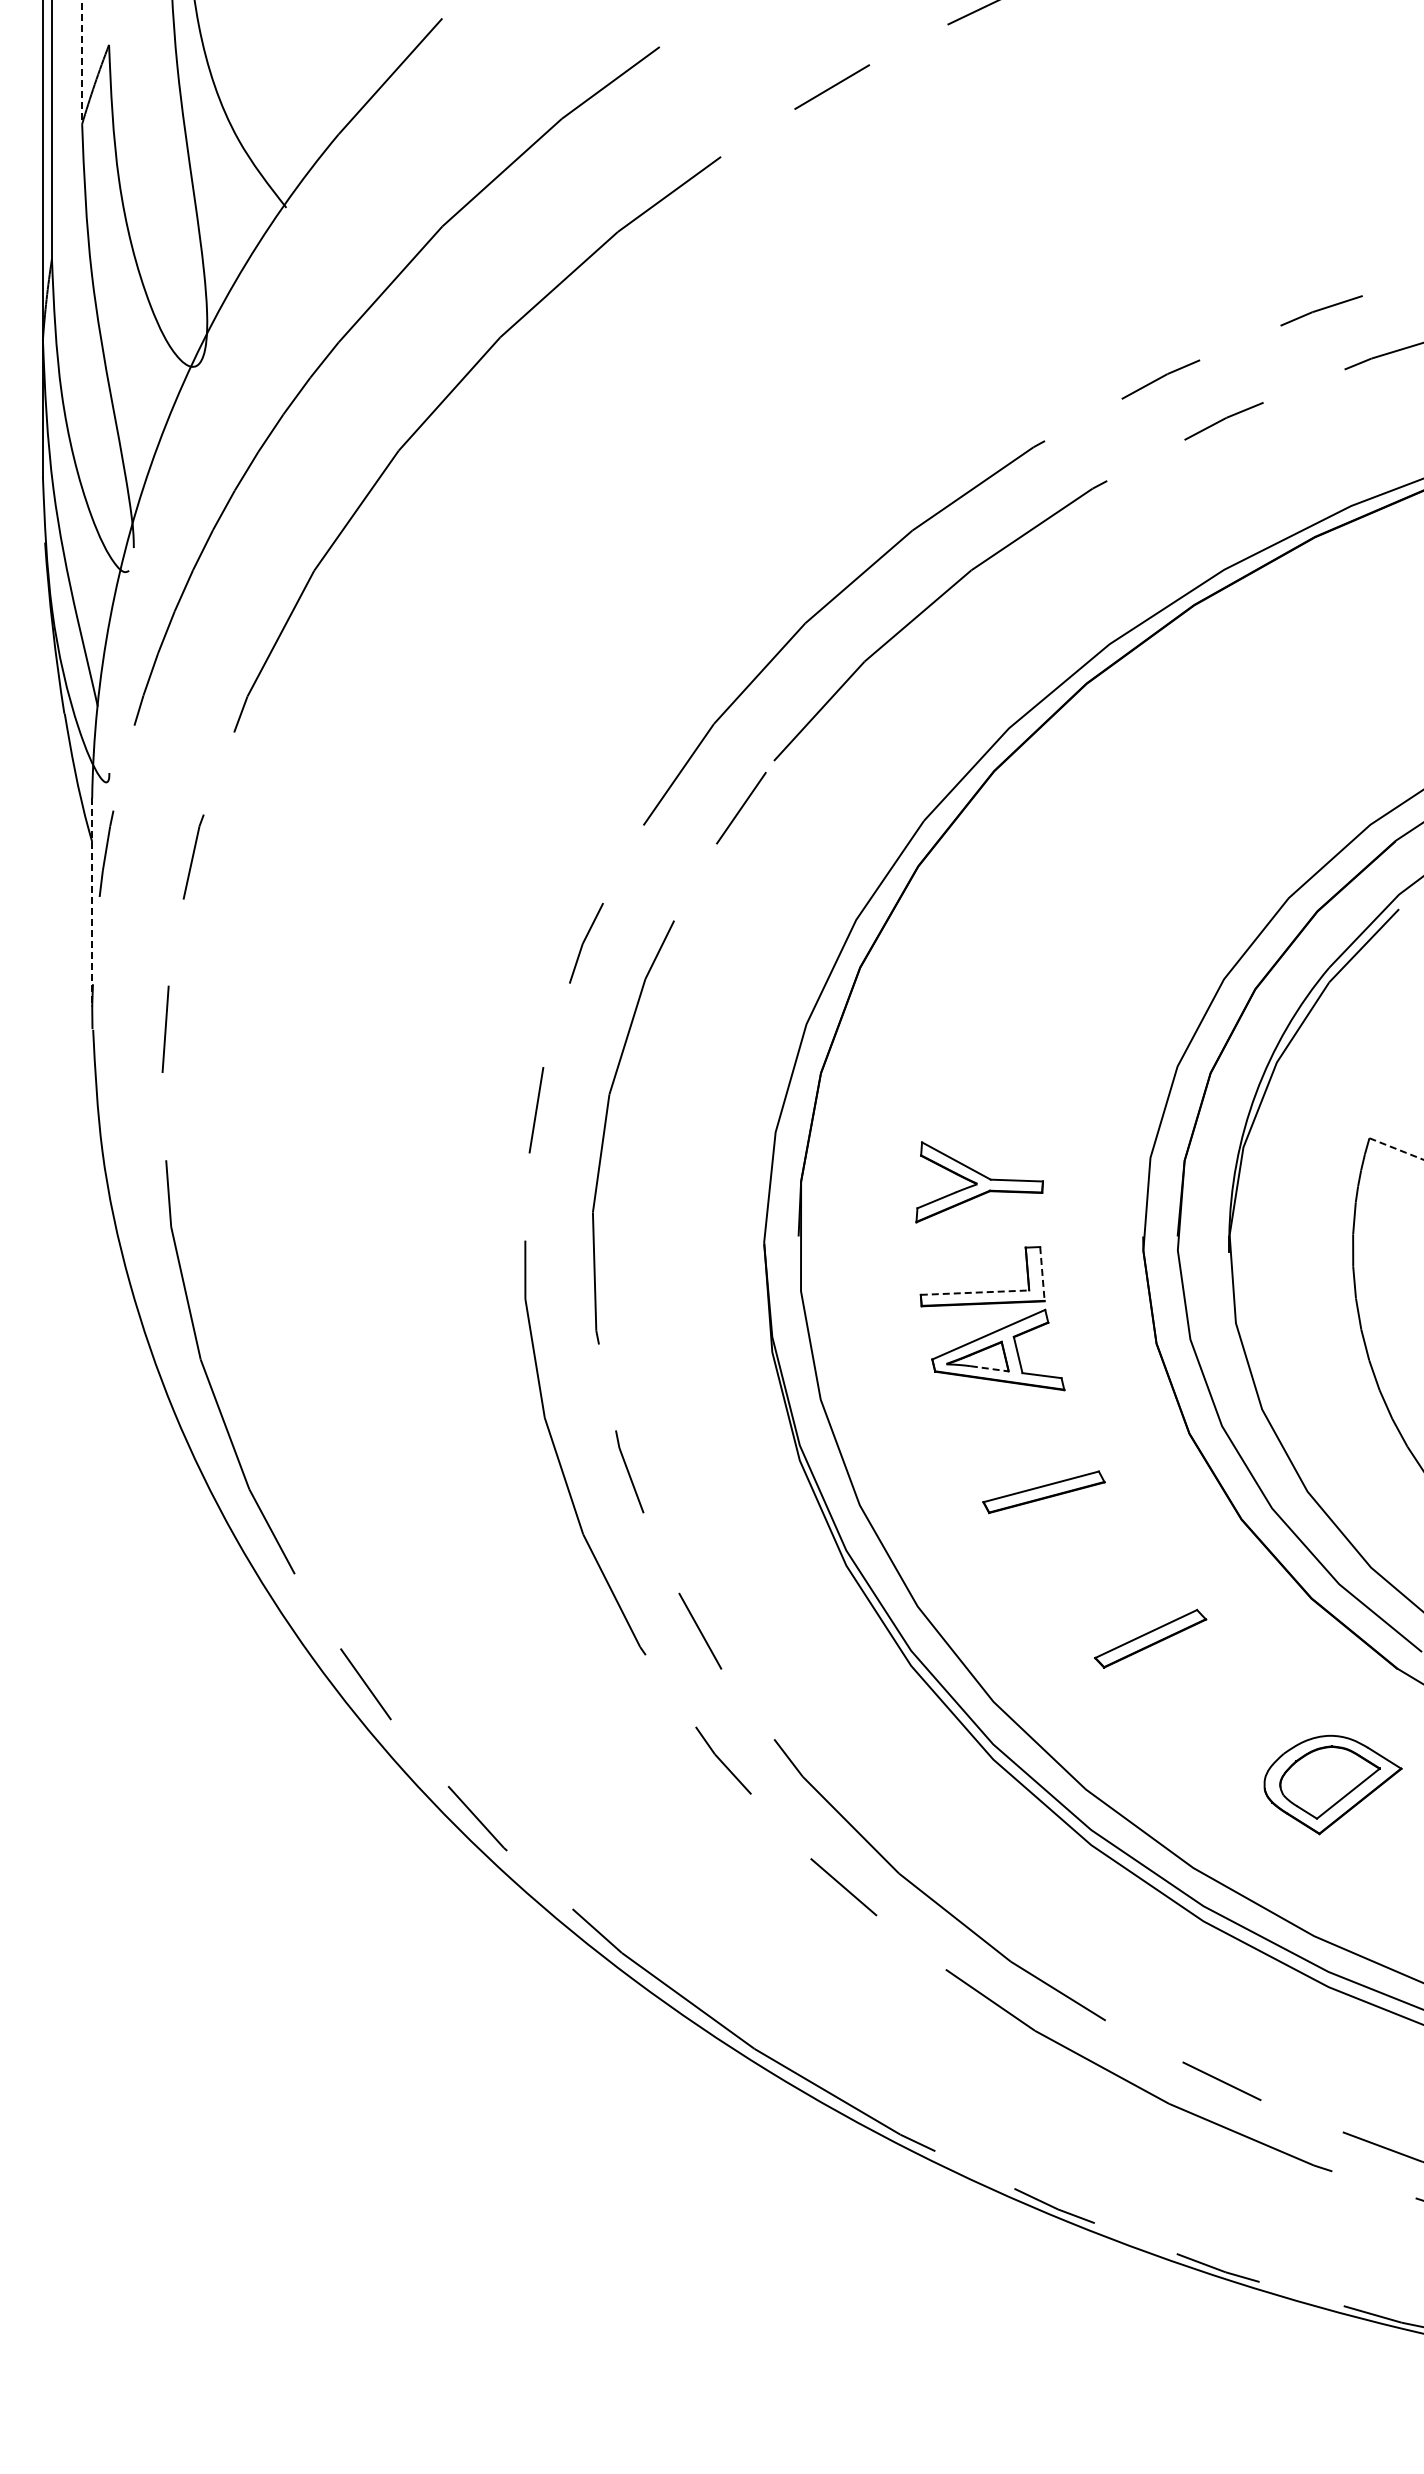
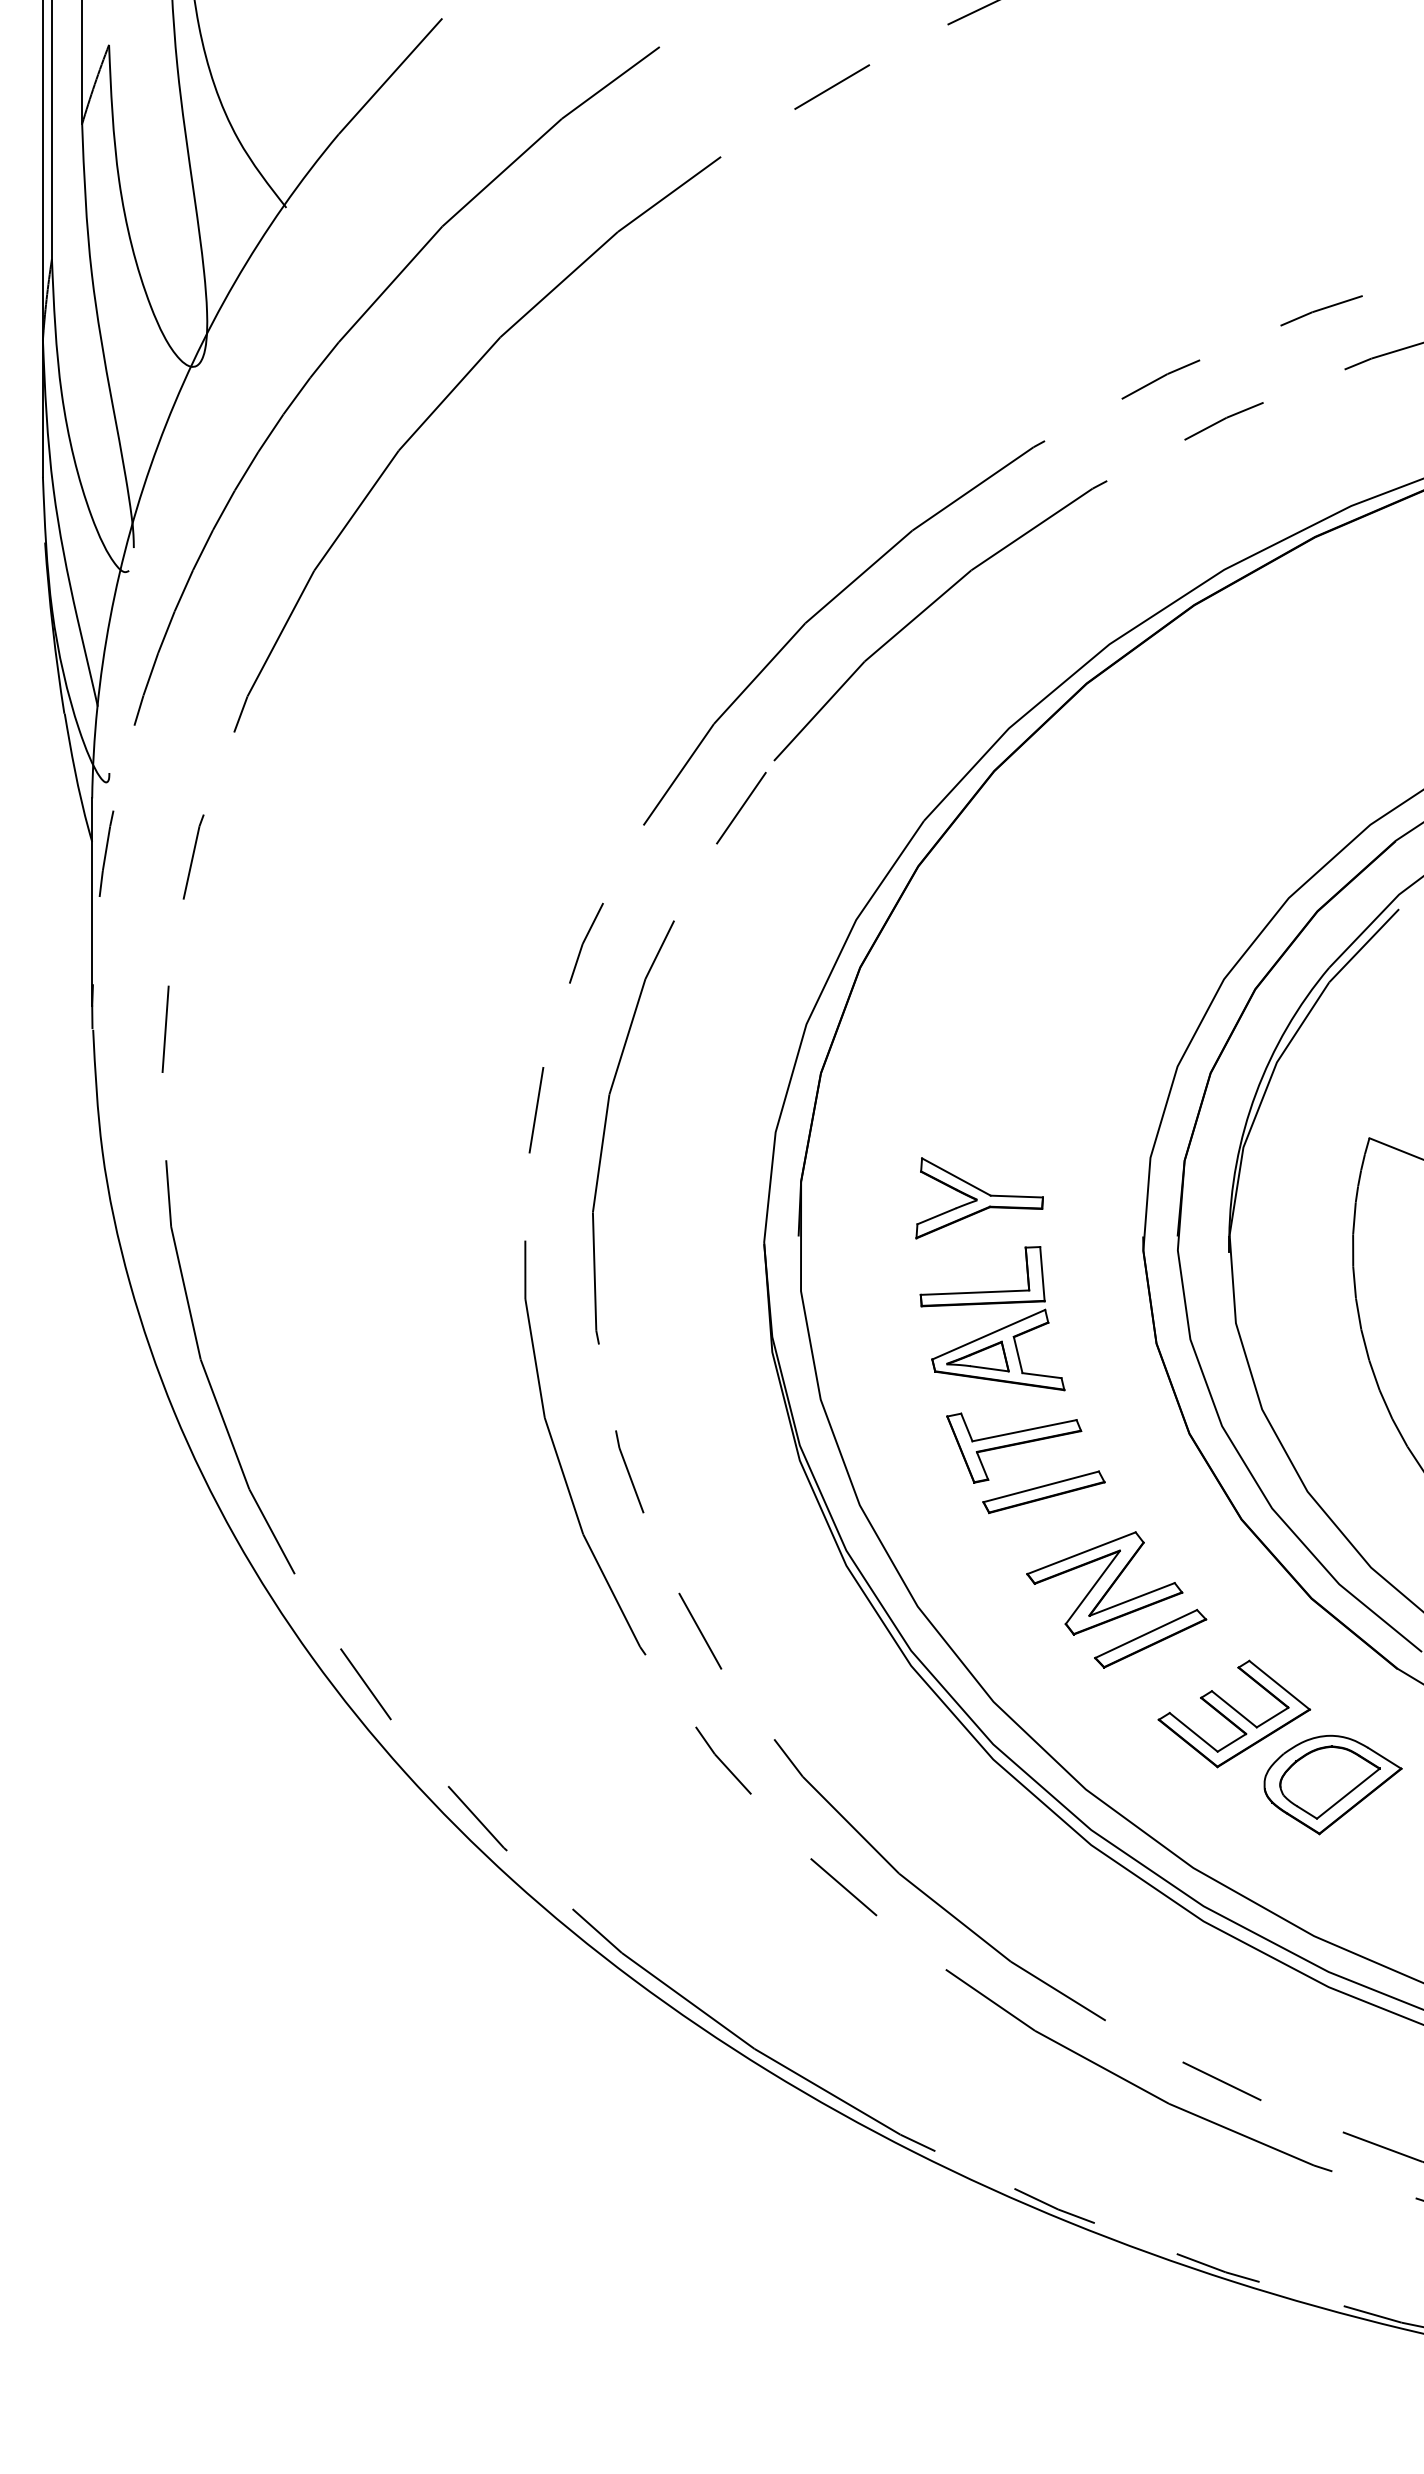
line: dashed -> solid (82, 62)
line: dashed -> solid (92, 902)
line: dashed -> solid (1396, 1148)
part position: (979, 1182) -> (979, 1198) (979, 1198)
line: dashed -> solid (1042, 1274)
line: dashed -> solid (975, 1292)
line: dashed -> solid (990, 1368)
part: none -> present (1014, 1447)
part: none -> present (1104, 1583)
part: none -> present (1234, 1713)
